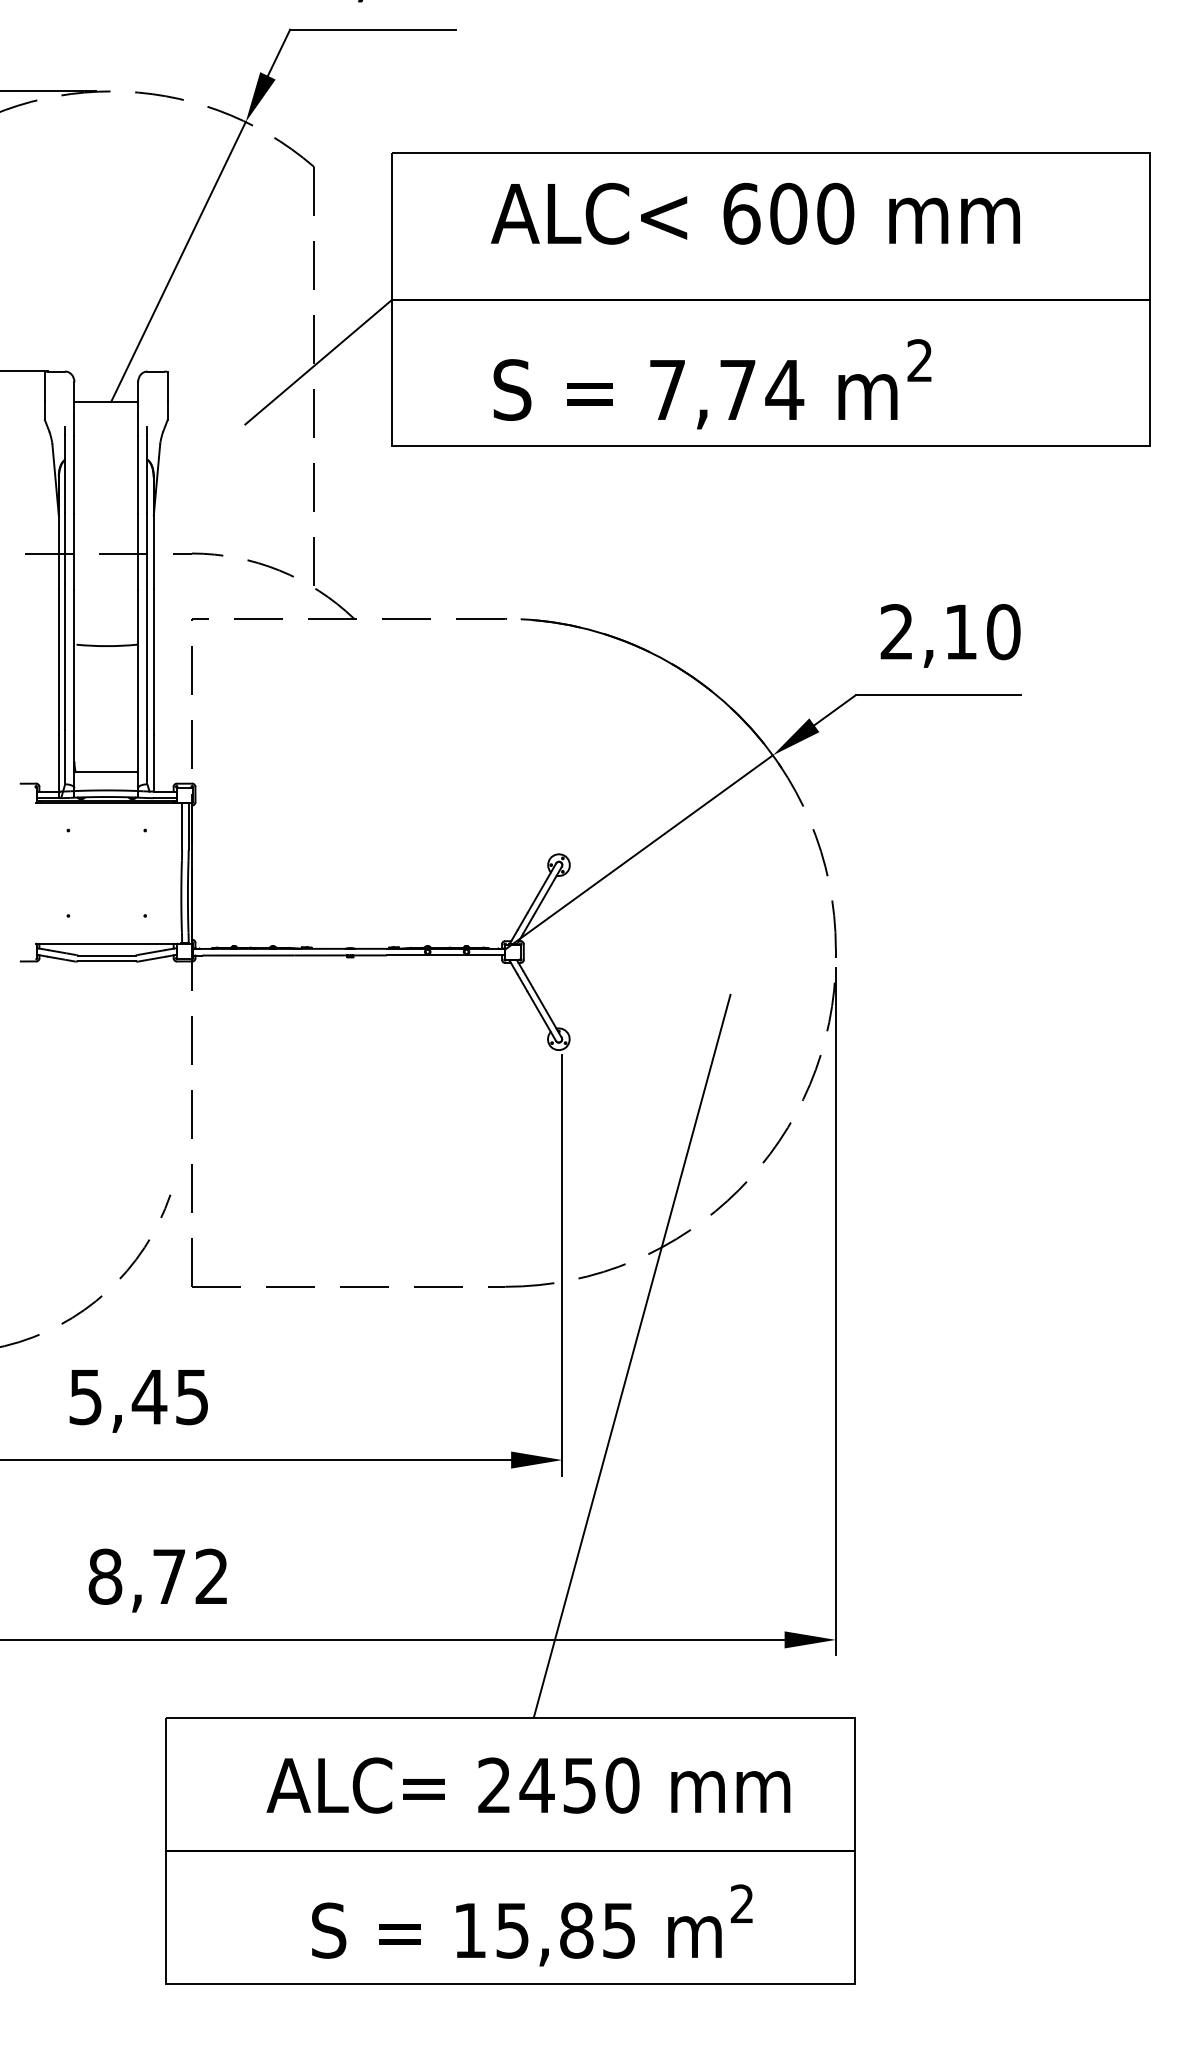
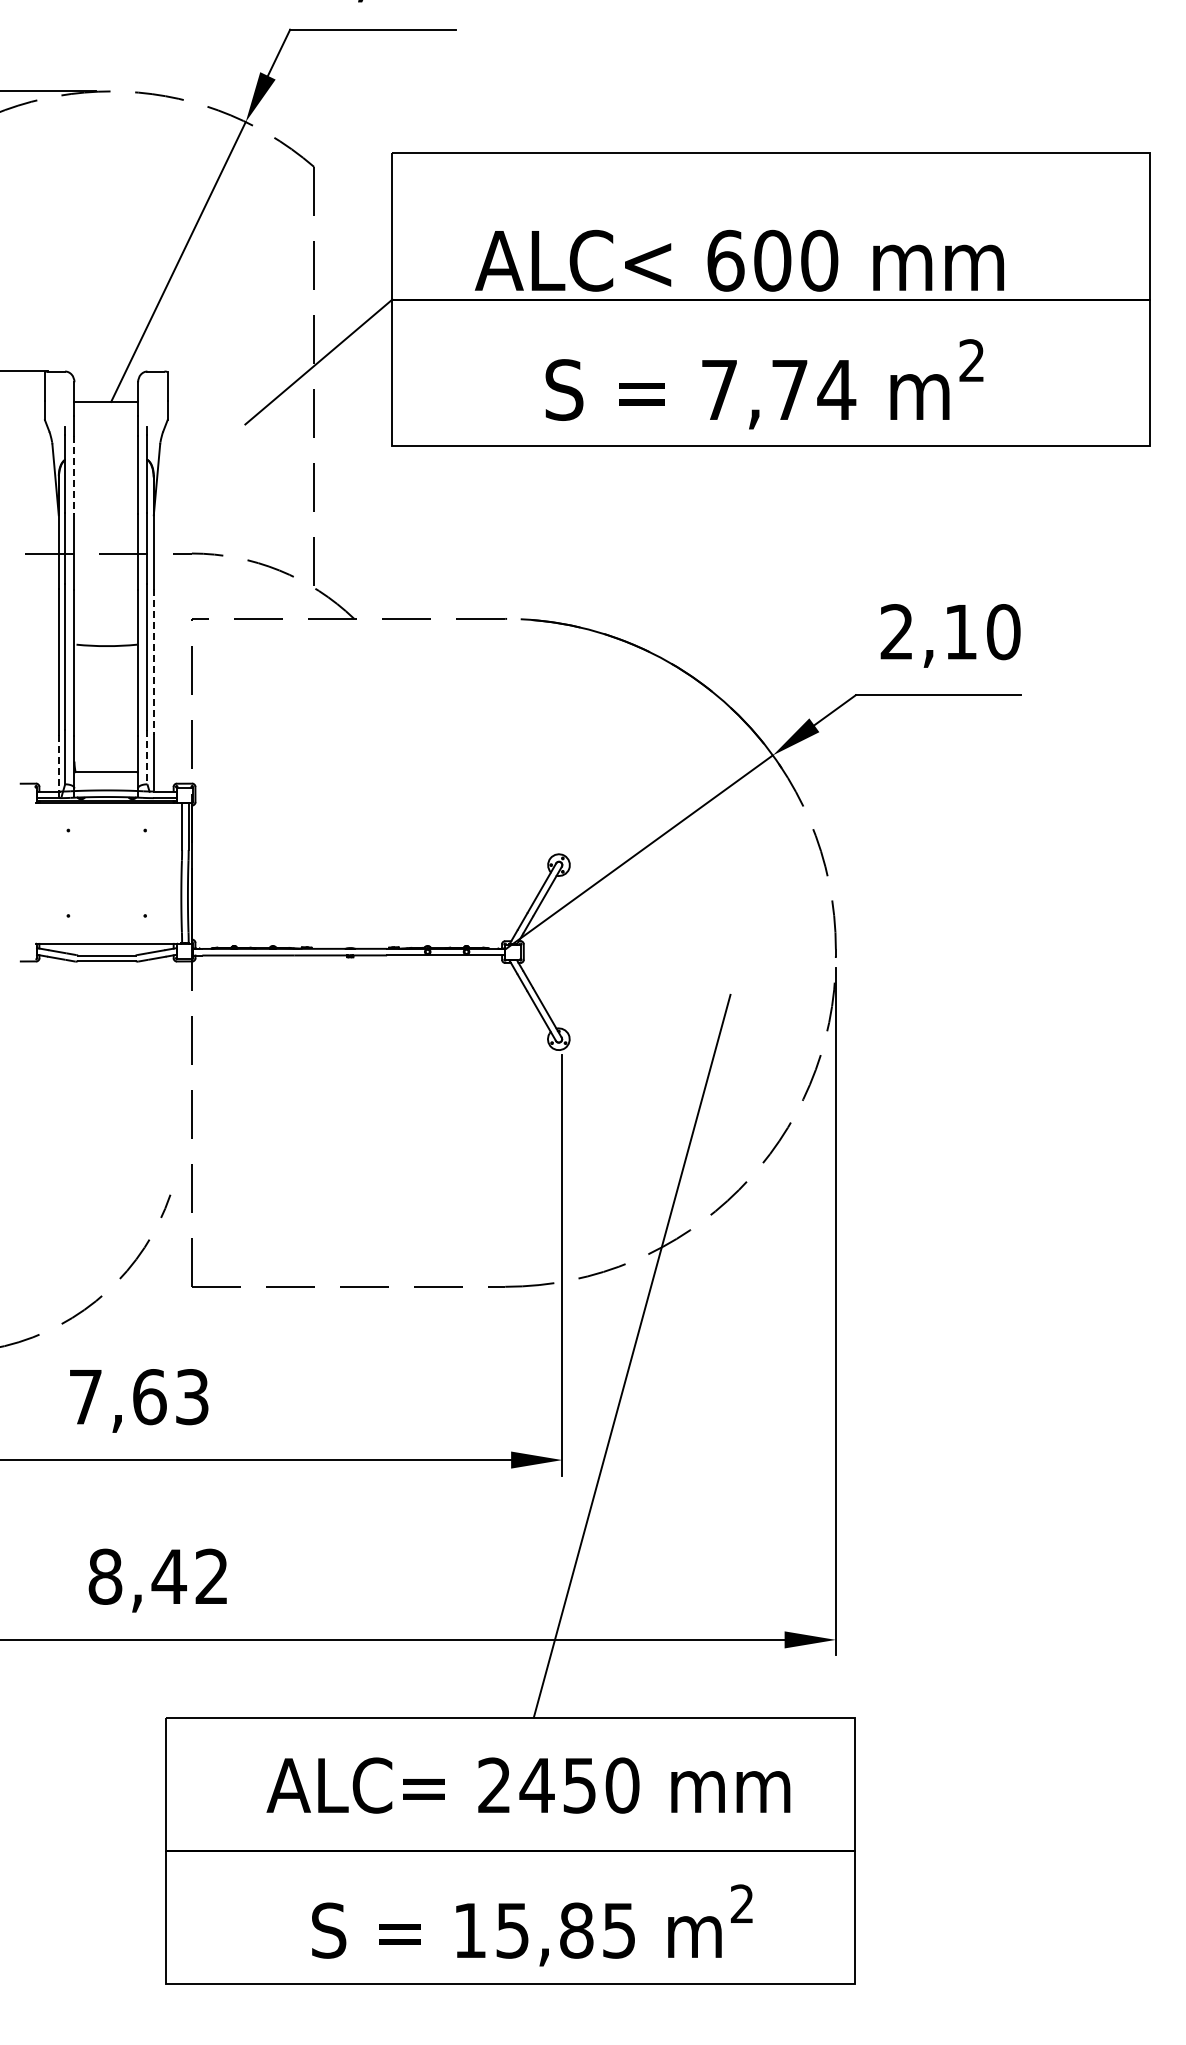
text position: (755, 213) -> (739, 260) (739, 260)
text position: (712, 384) -> (764, 384) (764, 384)
line: solid -> dashed (74, 475)
line: solid -> dashed (153, 662)
line: solid -> dashed (147, 757)
line: solid -> dashed (58, 765)
text: 5,45 -> 7,63 (138, 1397)
text: 8,72 -> 8,42 (168, 1576)
